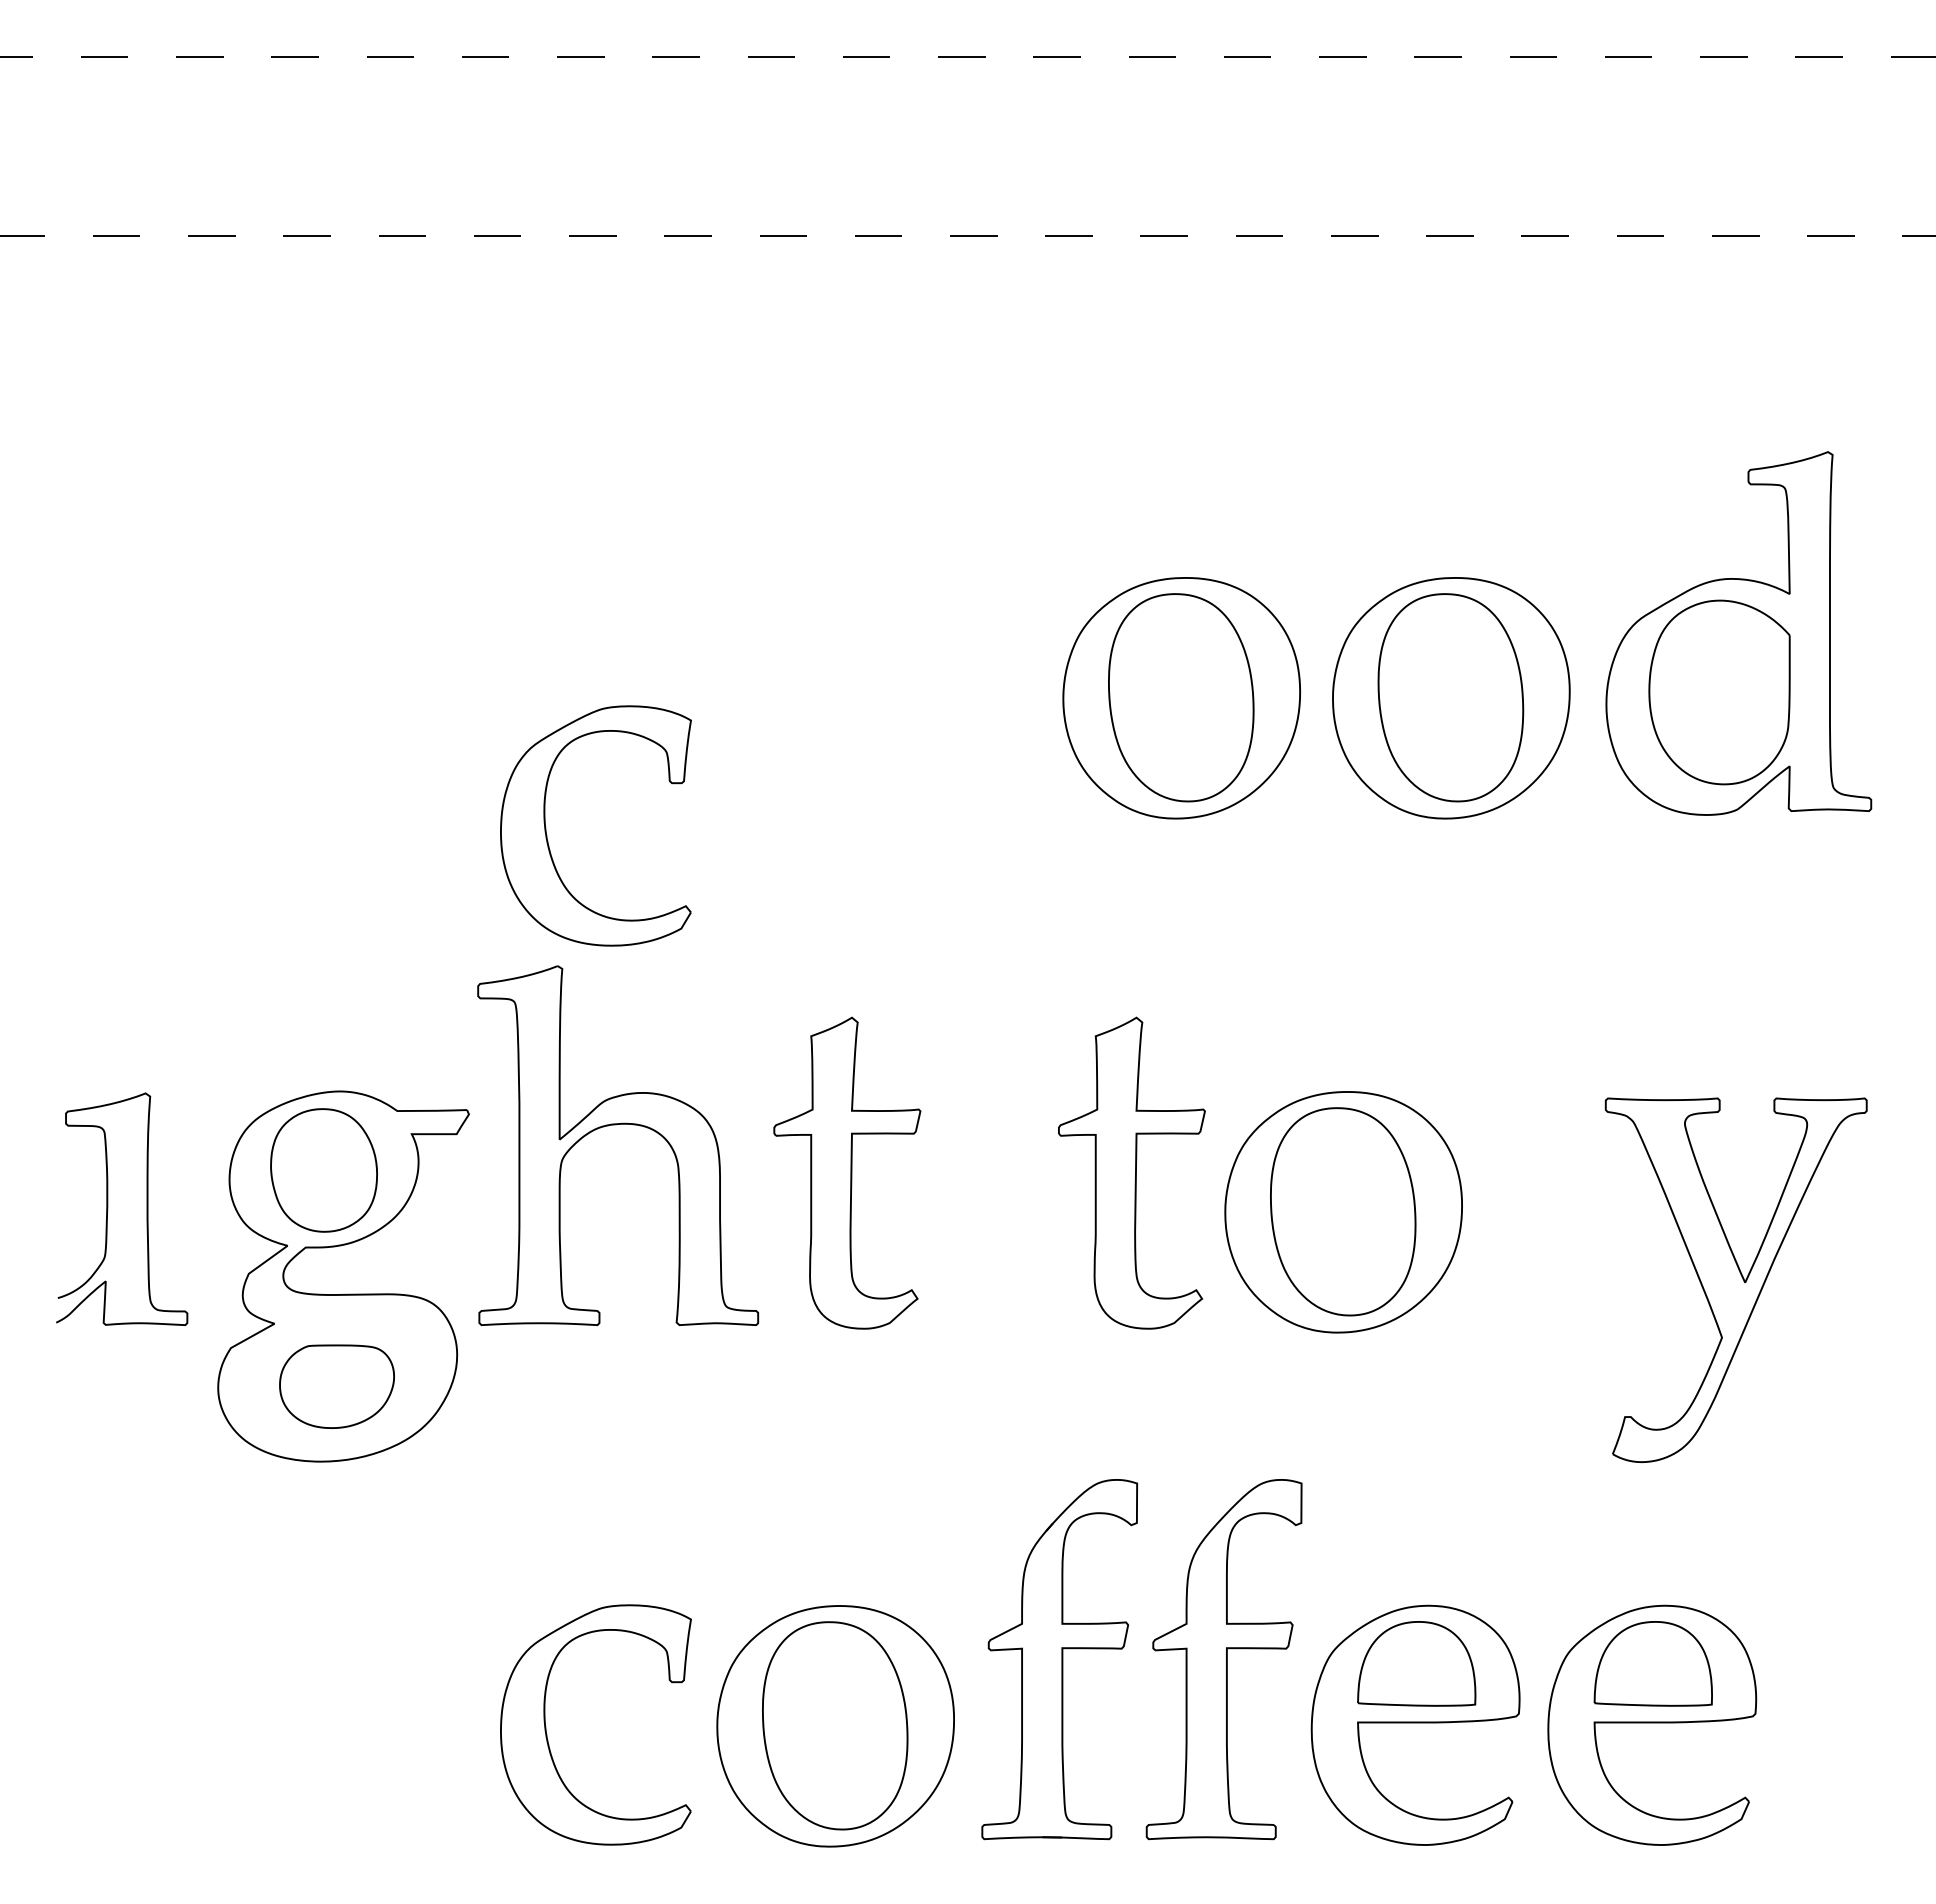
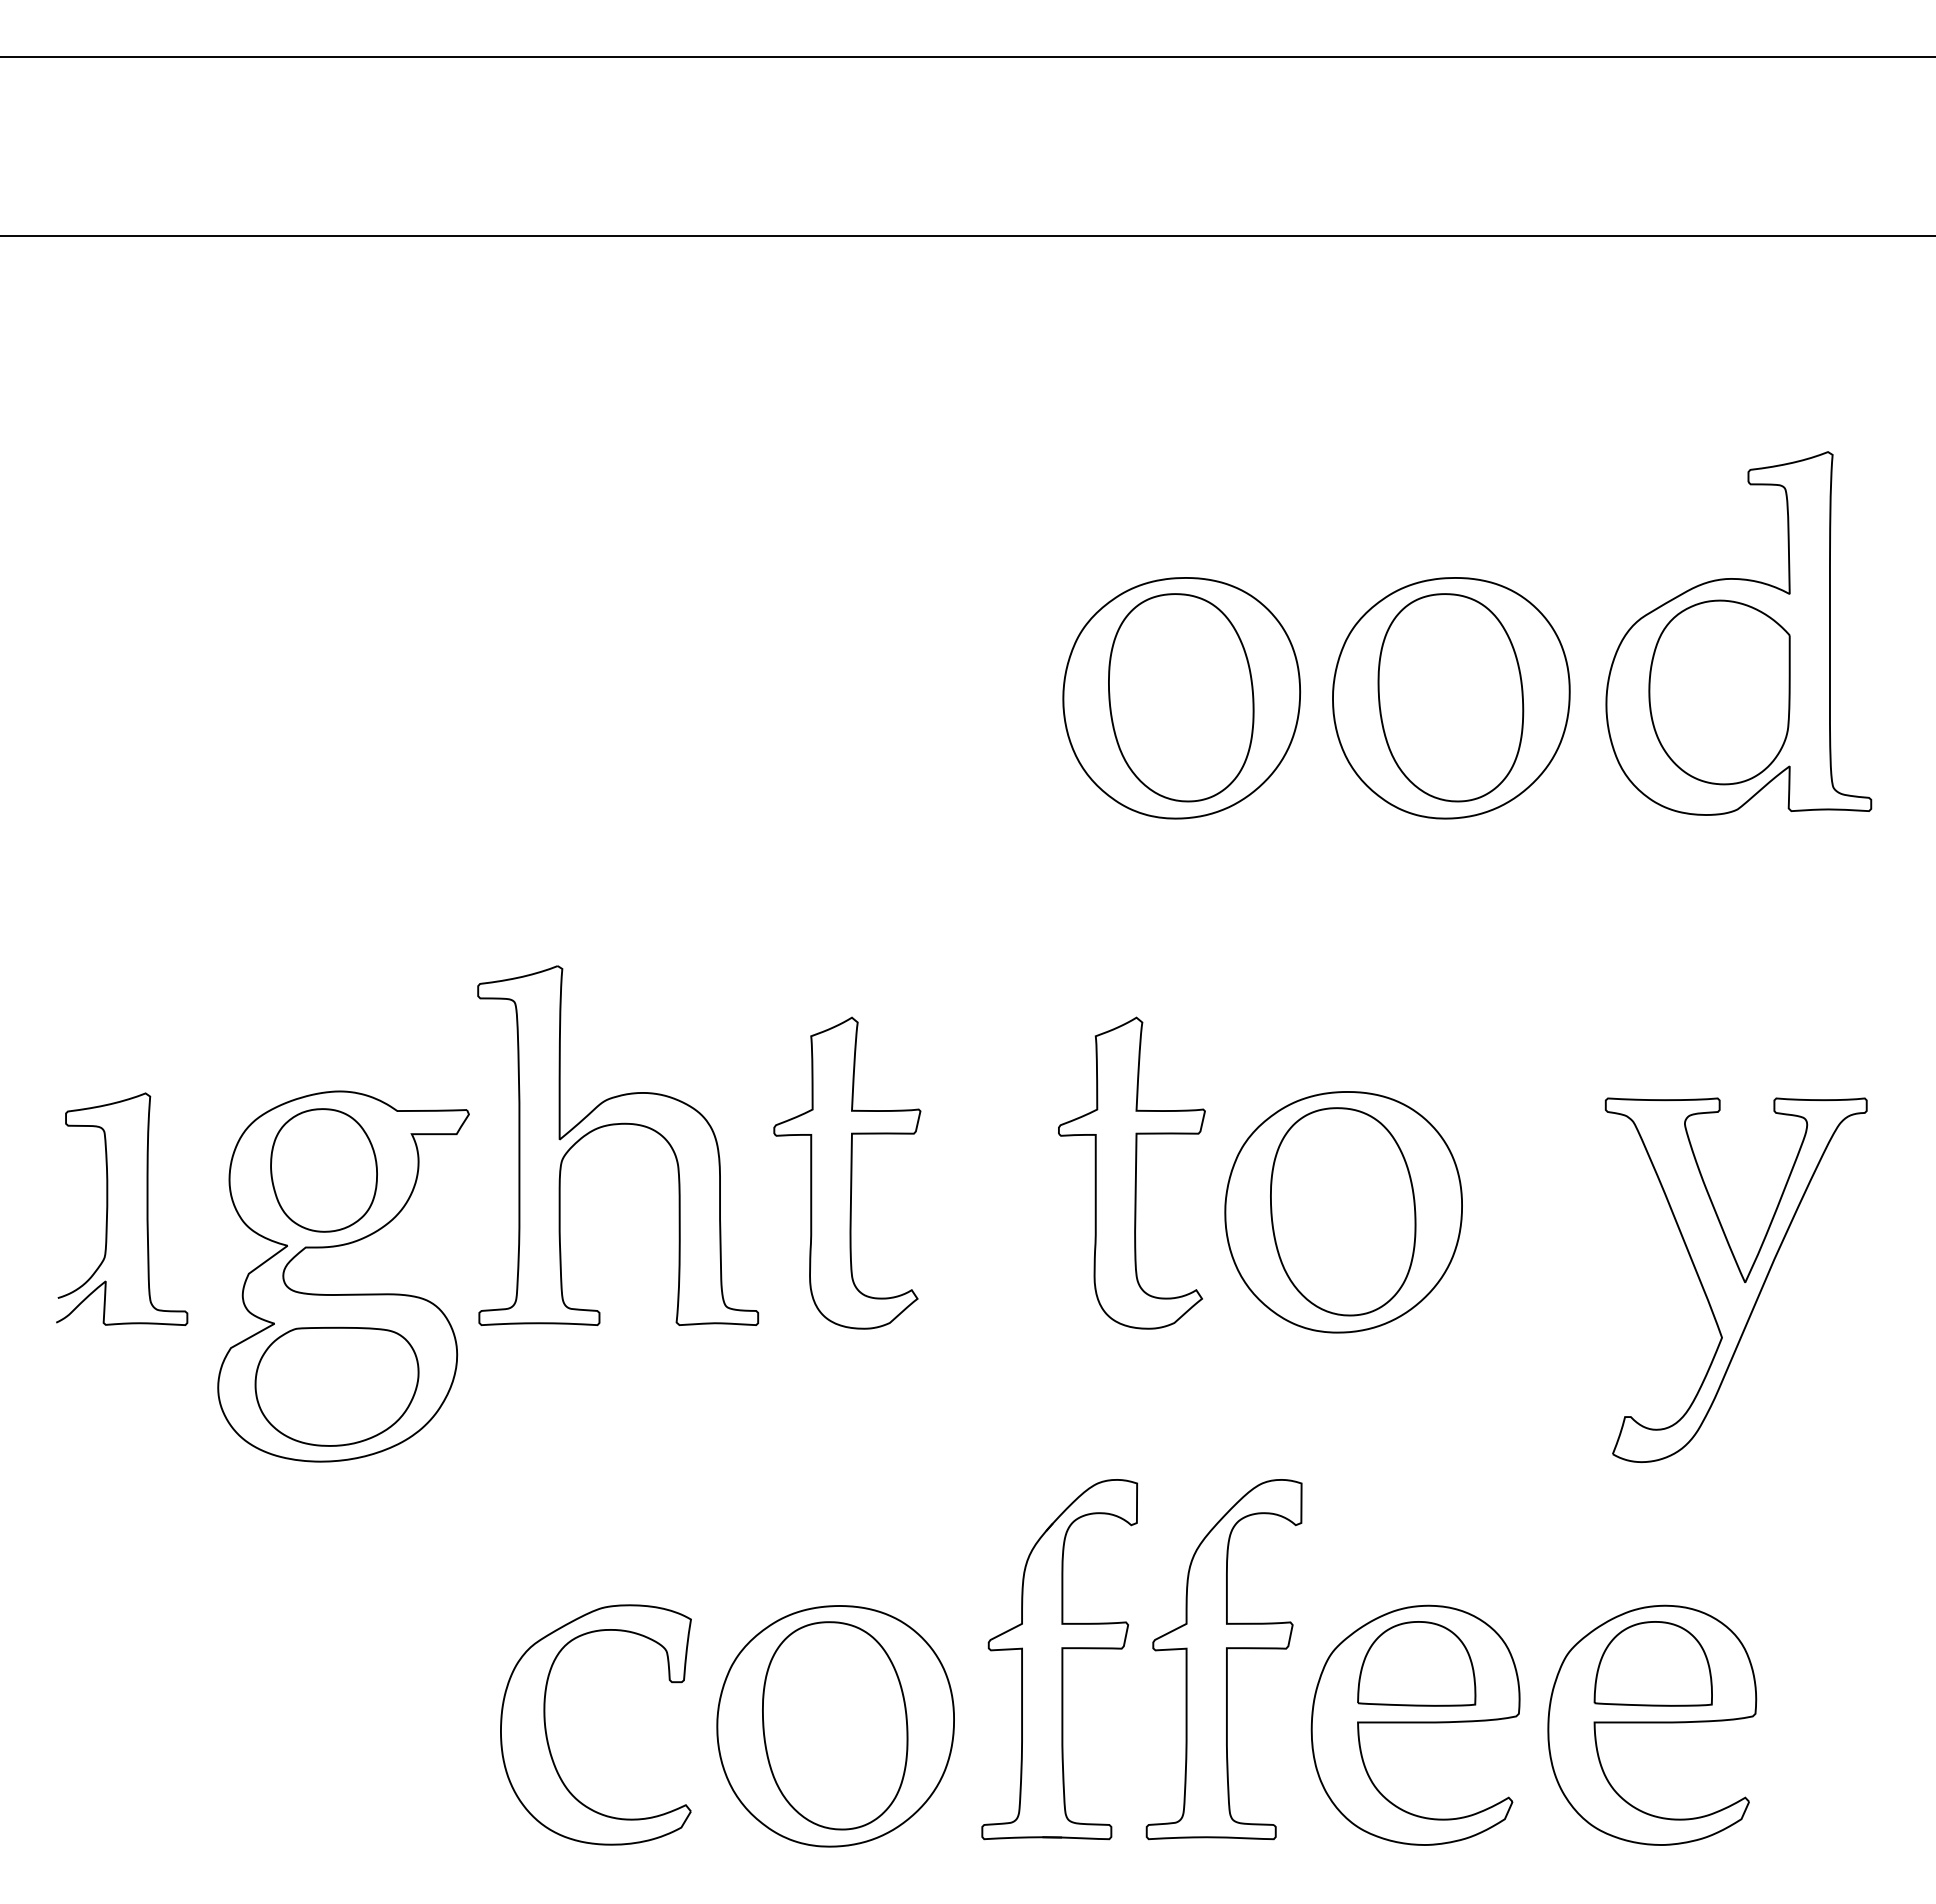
line: dashed -> solid (967, 57)
line: dashed -> solid (967, 235)
part: present -> none (547, 835)
part size: 116x85 px -> 166x121 px (336, 1386)
